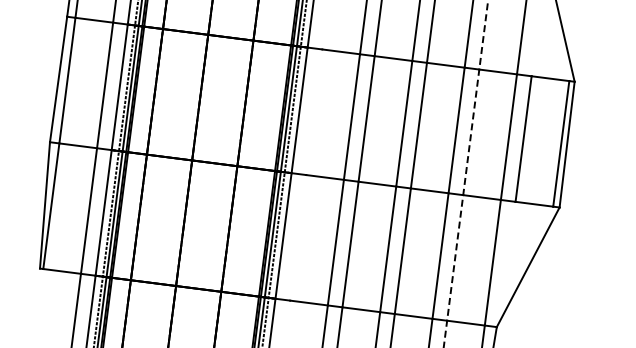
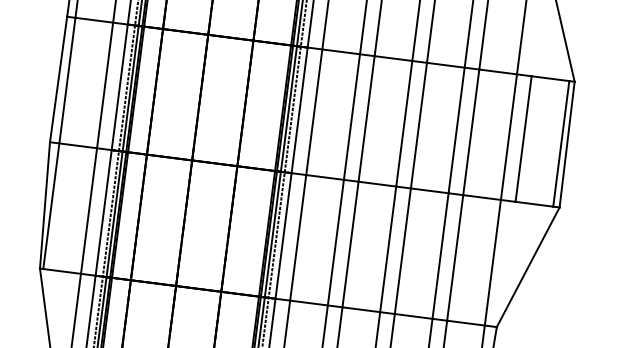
line: none -> present (306, 173)
line: dashed -> solid (465, 174)
line: none -> present (44, 306)
